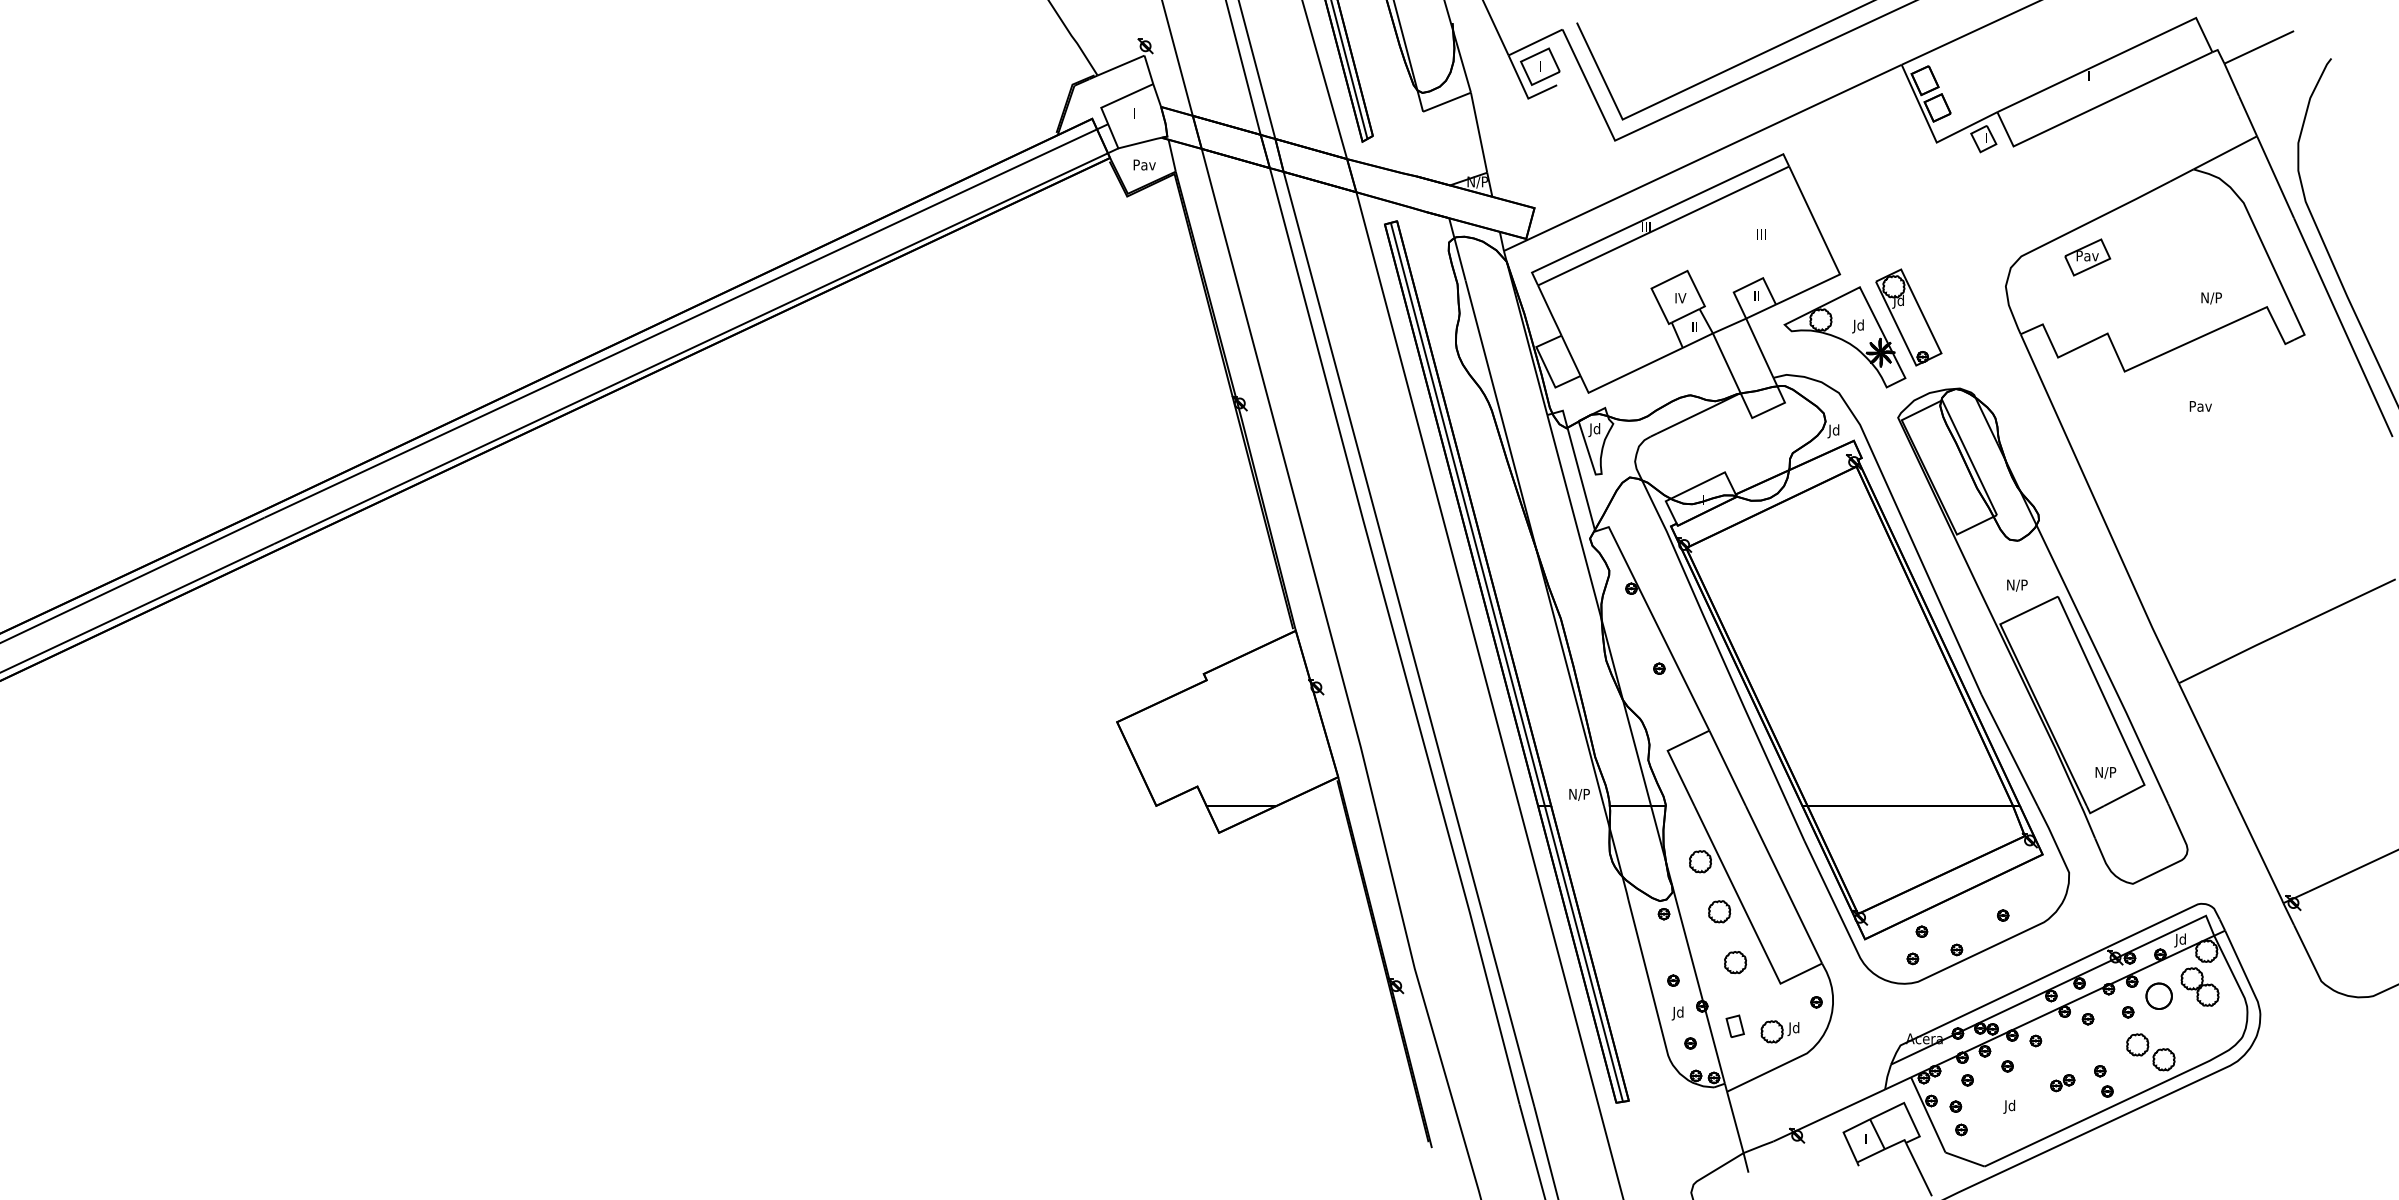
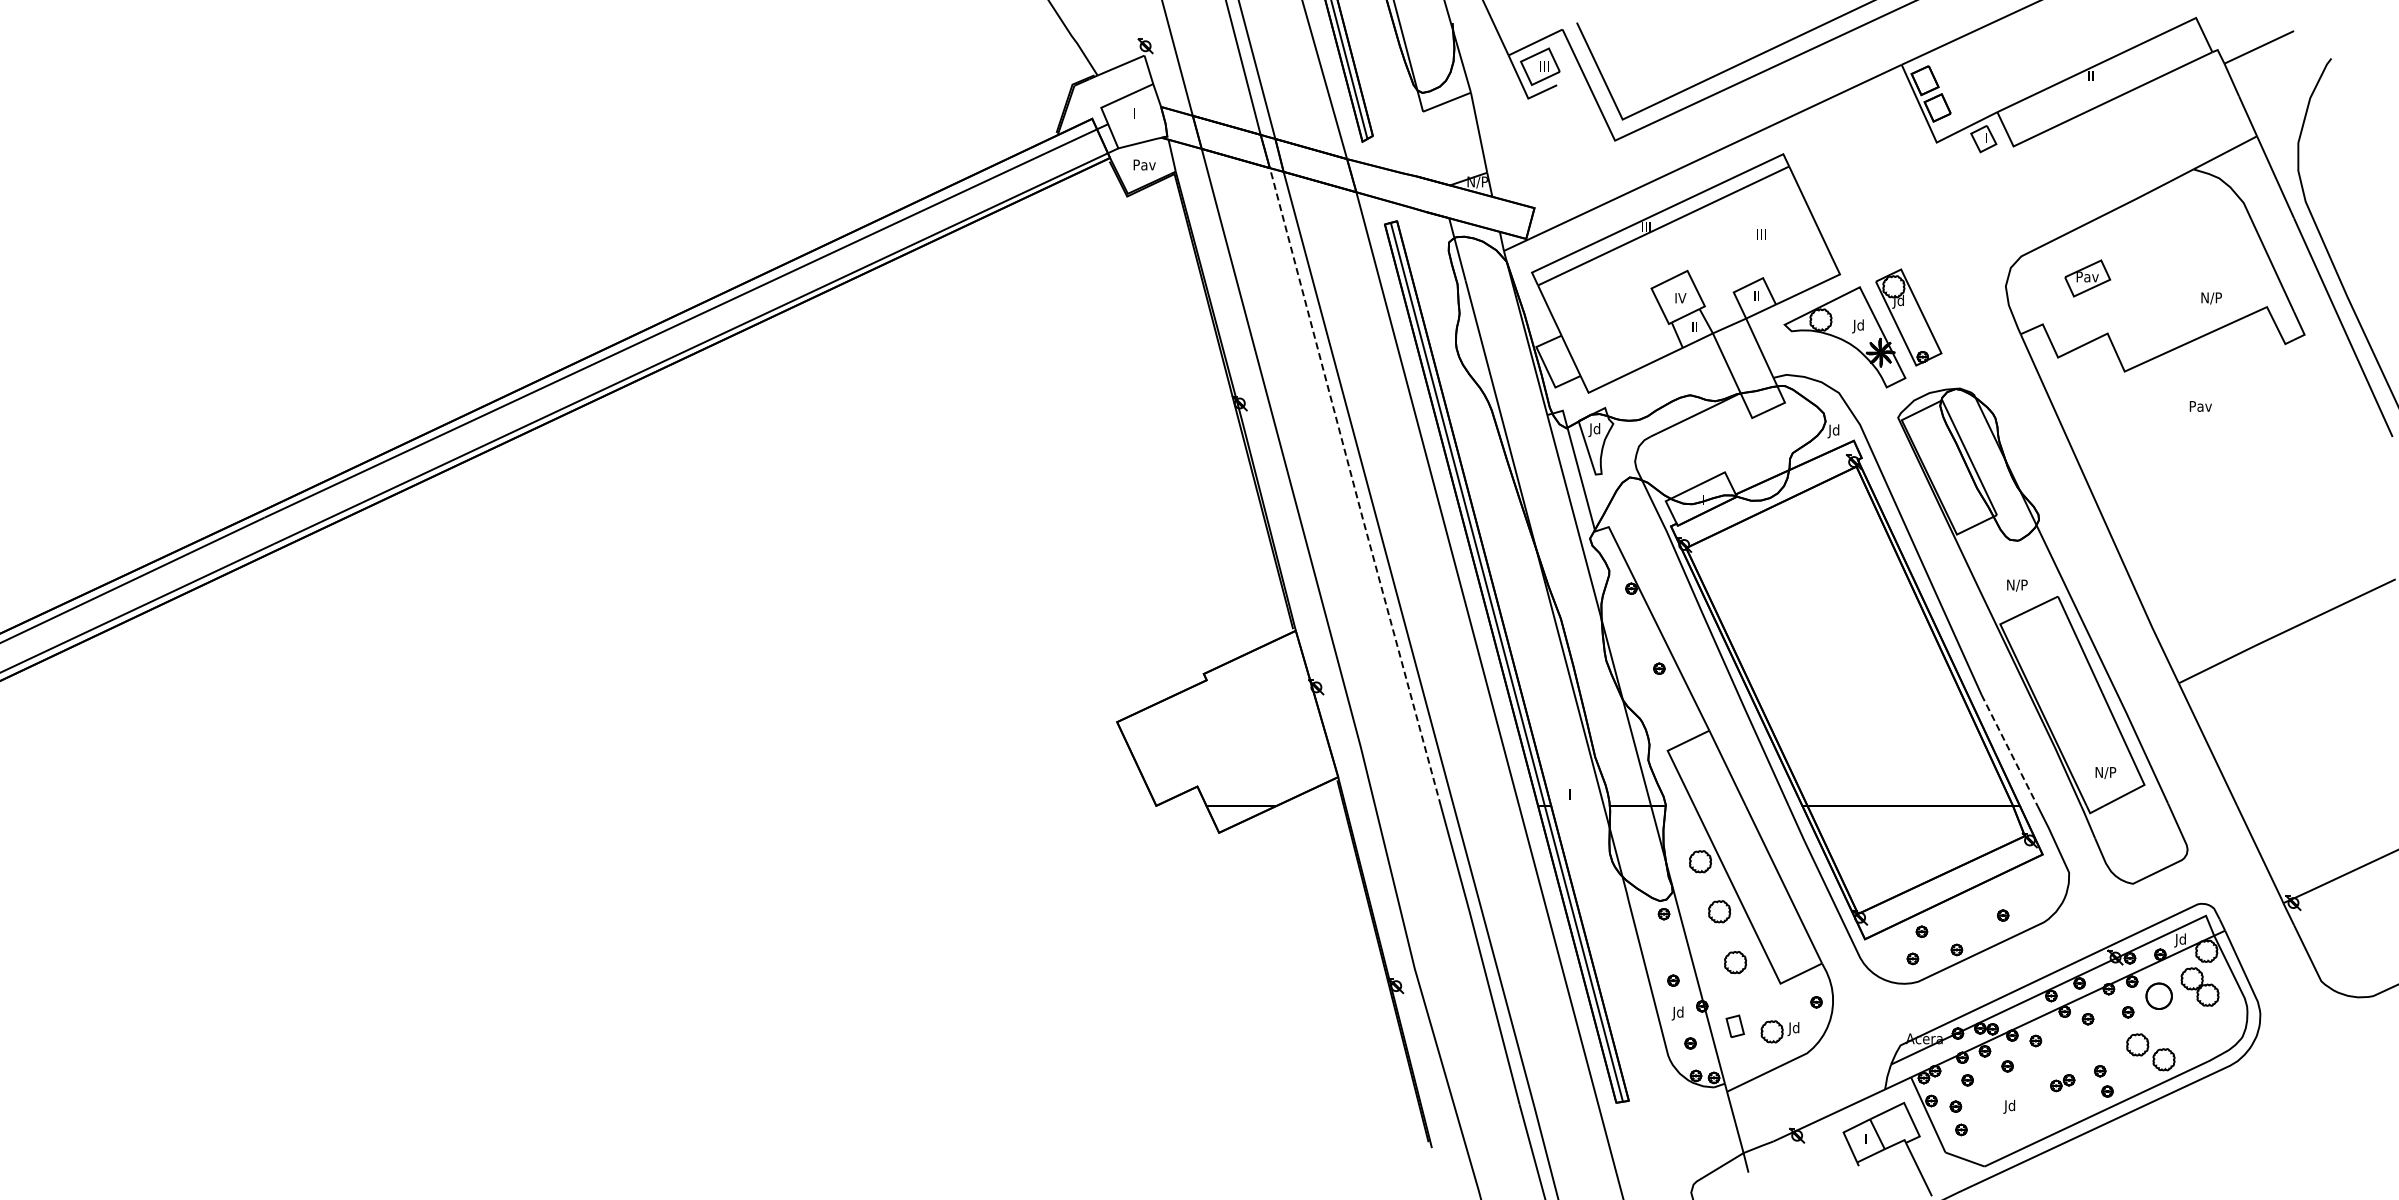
text: I -> III (1546, 66)
text: I -> II (2092, 75)
part position: (2087, 257) -> (2087, 278) (2087, 278)
line: solid -> dashed (1354, 486)
line: solid -> dashed (2009, 750)
text: N/P -> I (1579, 794)
